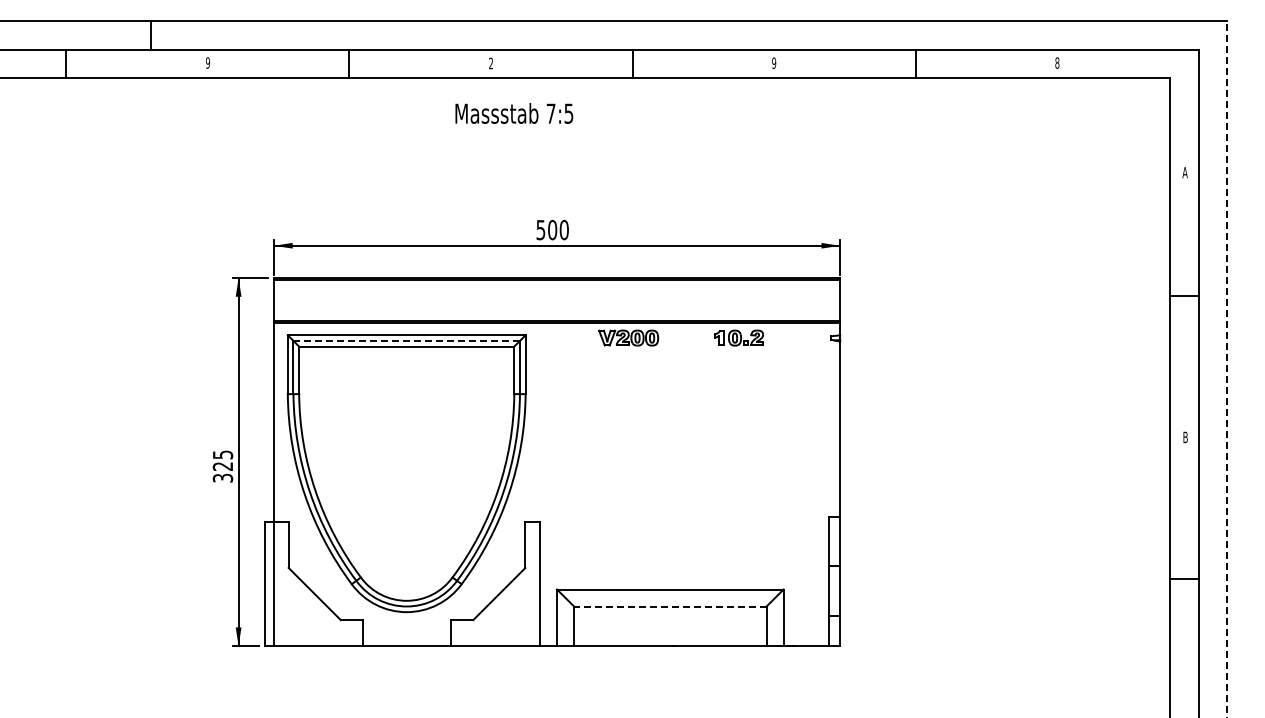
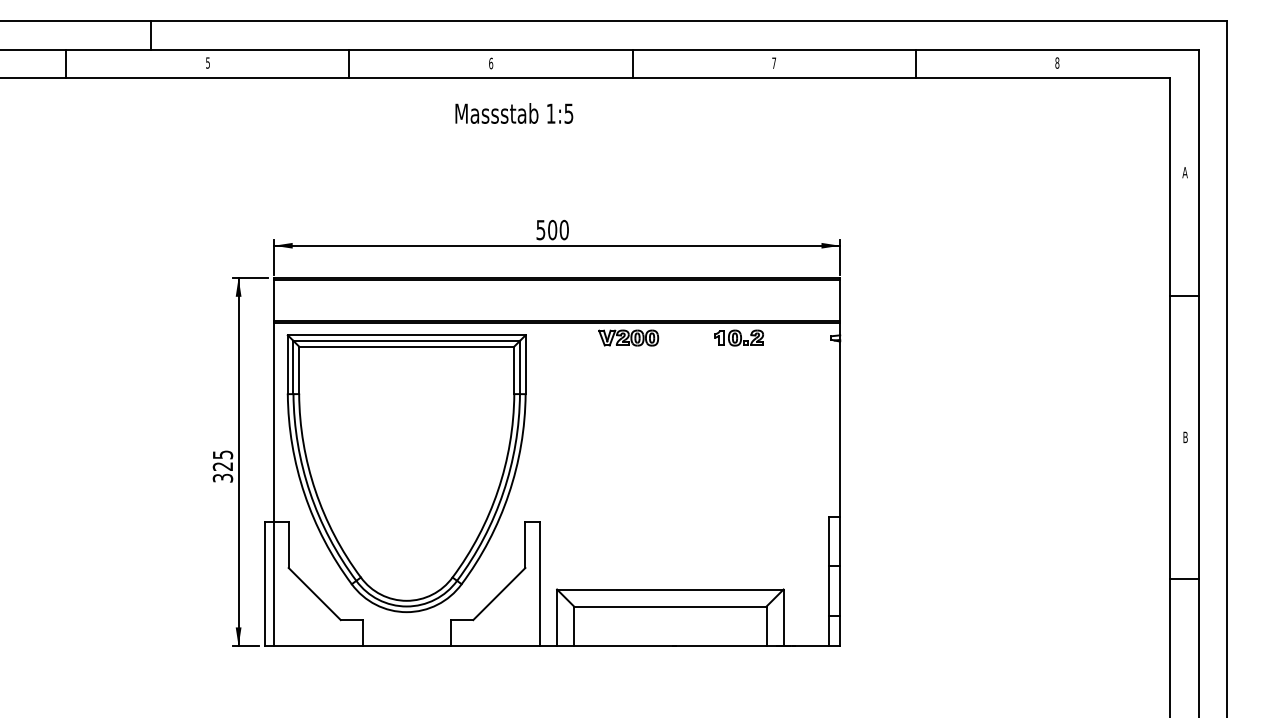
text: 9 -> 5 (208, 62)
text: 9 -> 7 (774, 62)
text: 2 -> 6 (491, 63)
text: 7:5 -> 1:5 (550, 113)
line: dashed -> solid (407, 340)
line: dashed -> solid (1227, 369)
line: dashed -> solid (669, 606)
